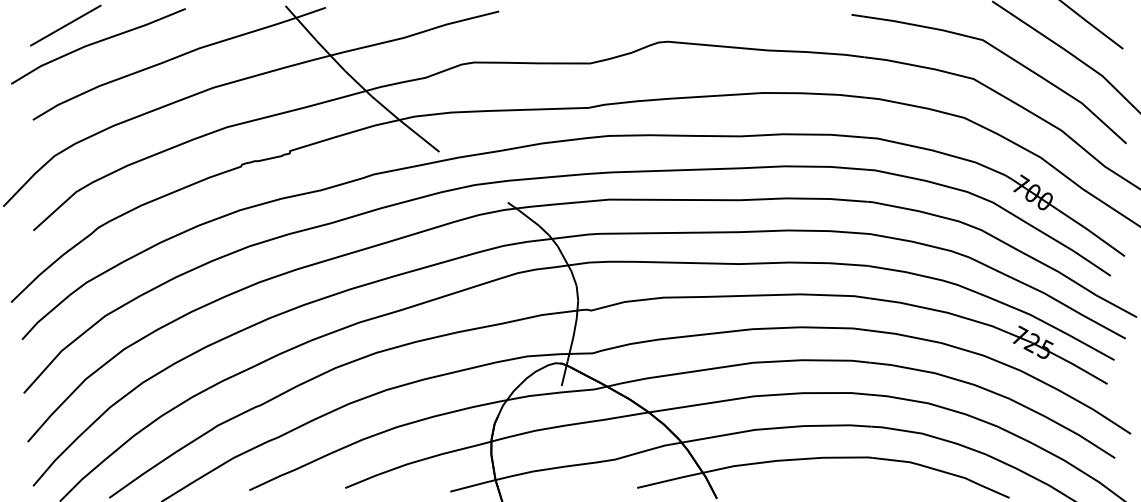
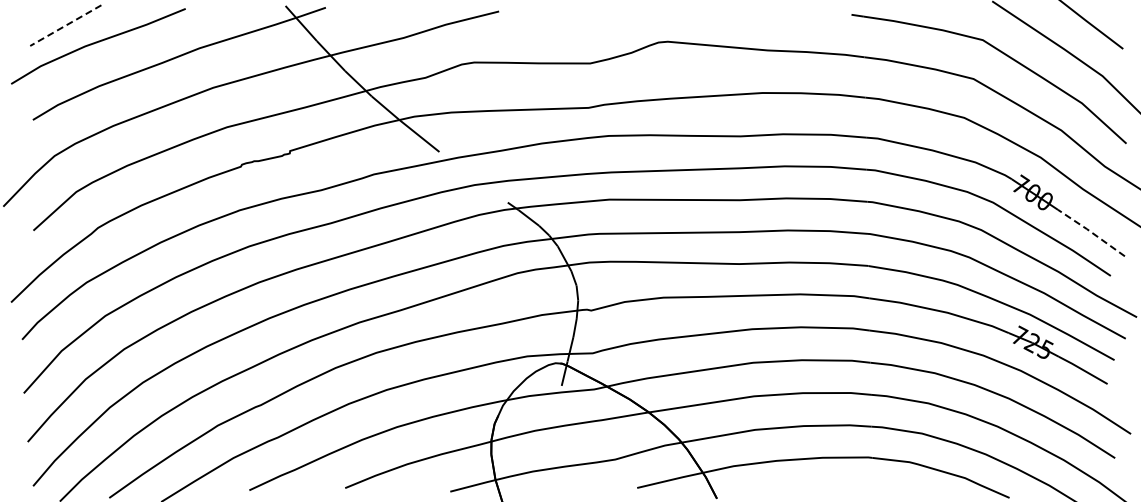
line: solid -> dashed (66, 25)
line: solid -> dashed (1090, 232)
